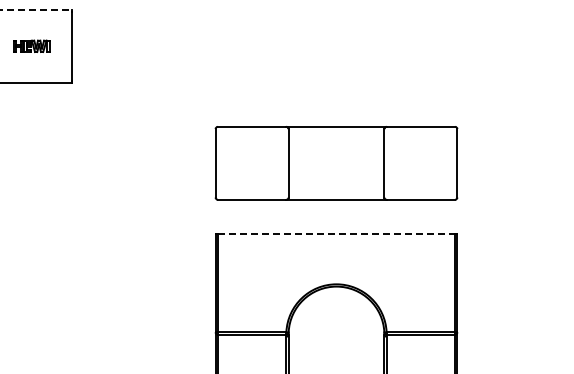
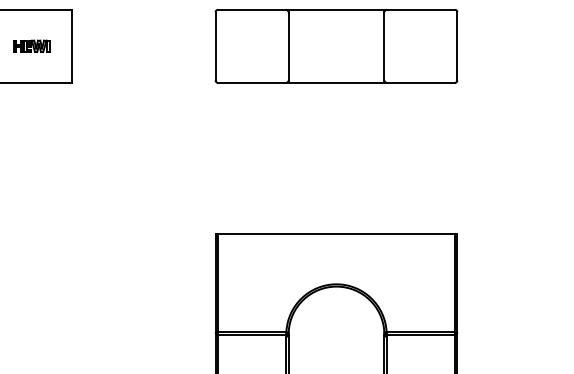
line: dashed -> solid (36, 9)
part position: (336, 163) -> (336, 46) (336, 46)
line: dashed -> solid (336, 234)
